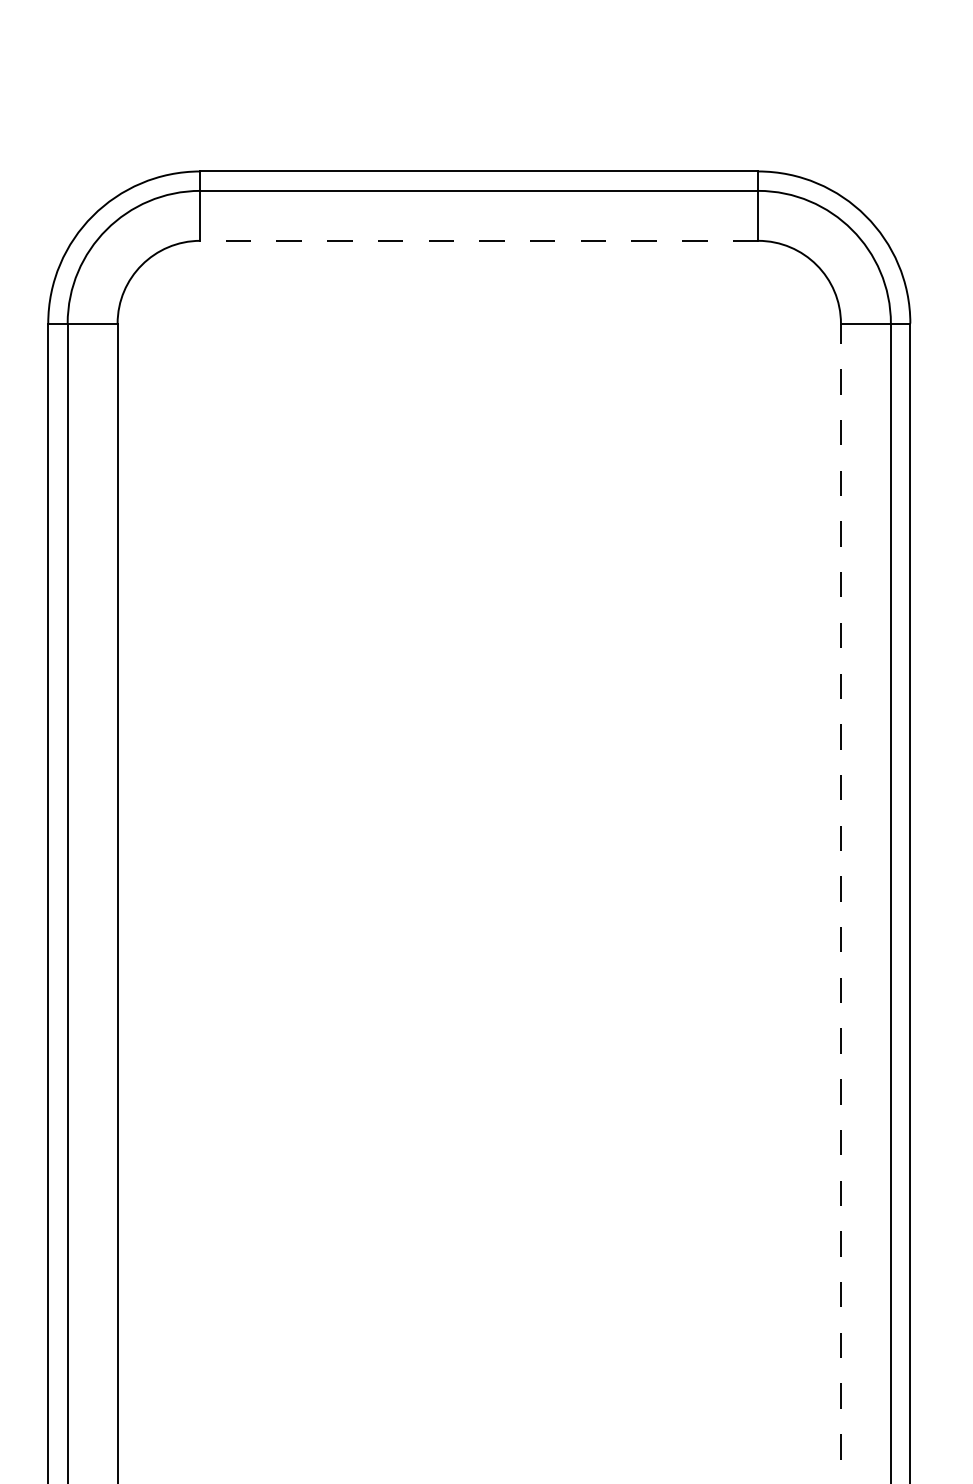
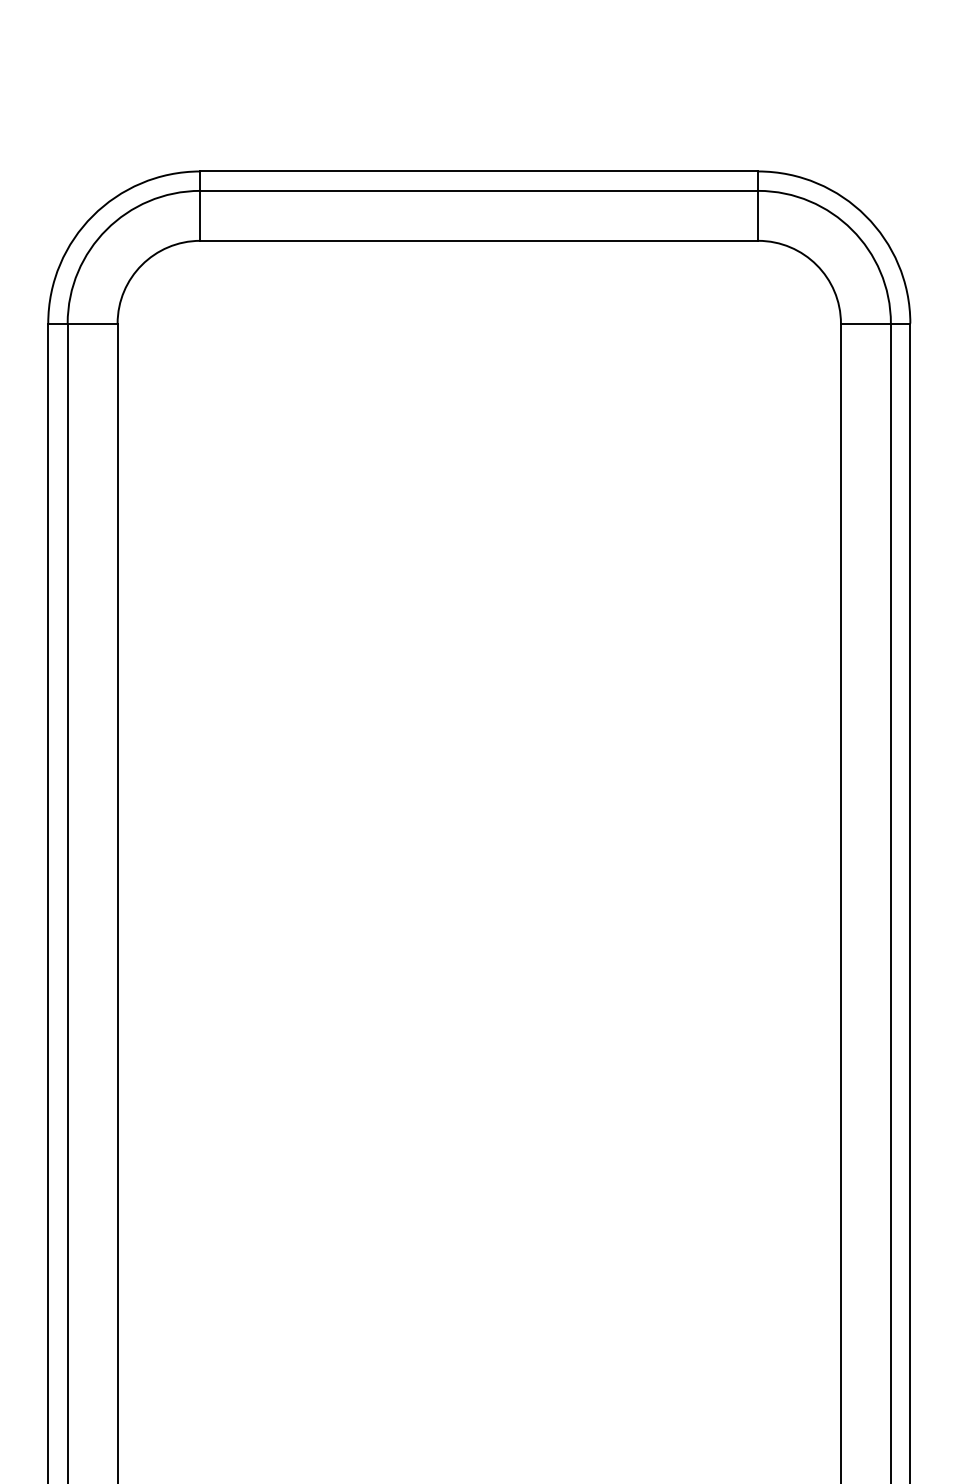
line: dashed -> solid (479, 240)
line: dashed -> solid (840, 903)
